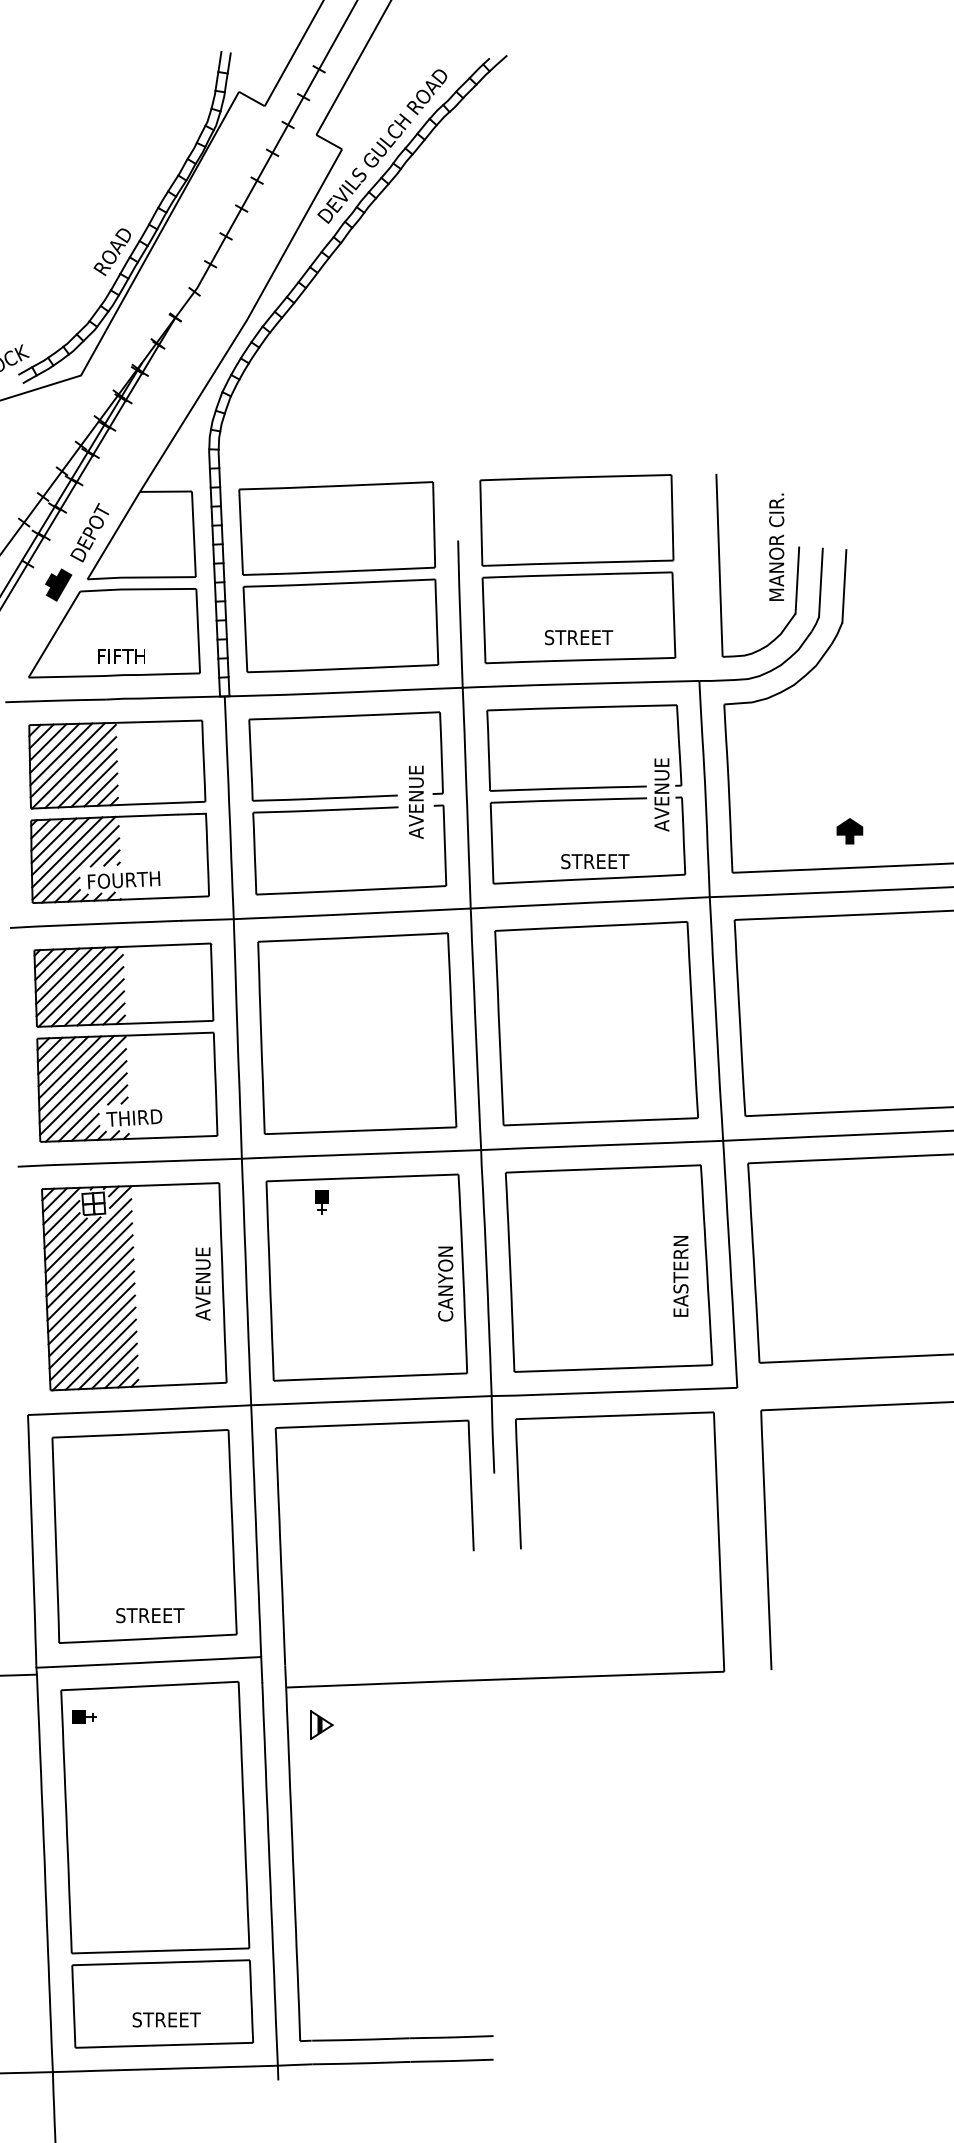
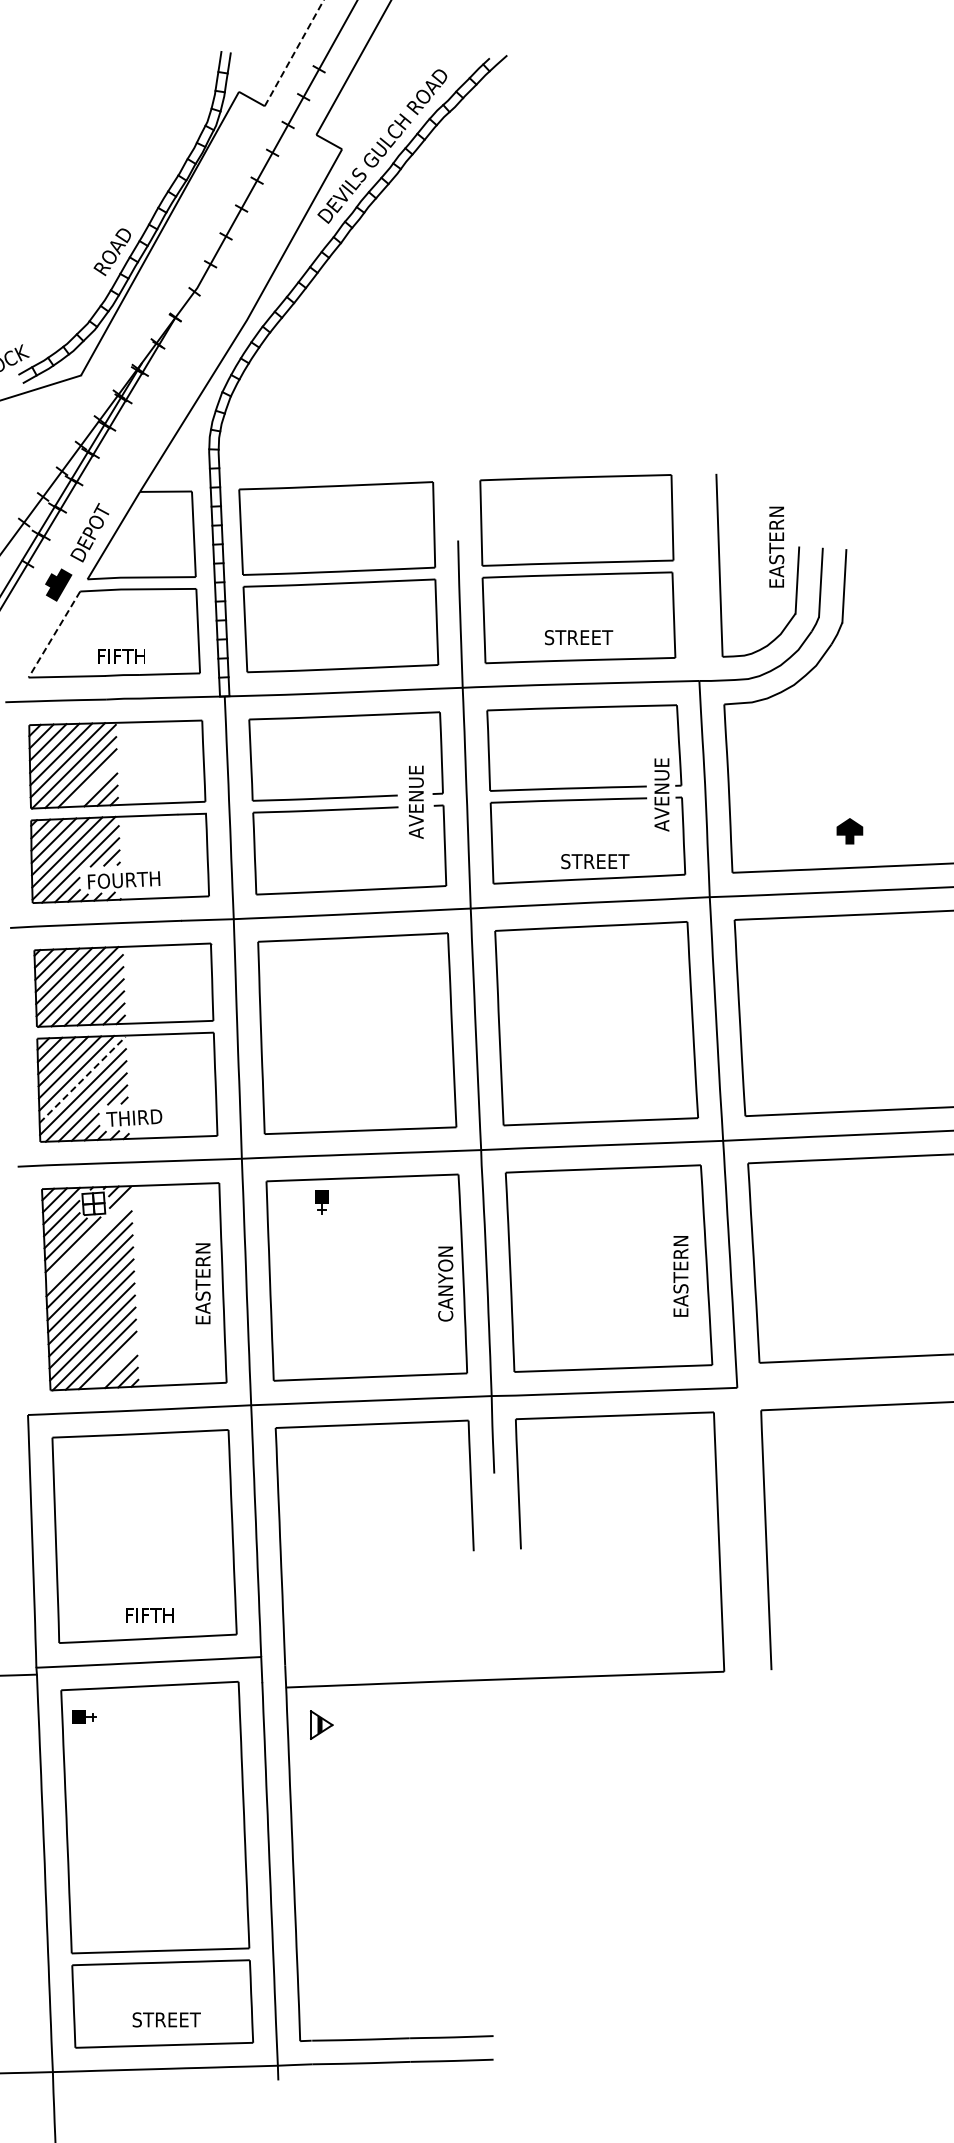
line: solid -> dashed (294, 52)
text: MANOR CIR. -> EASTERN (776, 546)
line: solid -> dashed (54, 634)
line: present -> none (93, 783)
line: solid -> dashed (82, 1079)
line: present -> none (88, 1241)
text: AVENUE -> EASTERN (202, 1283)
line: present -> none (114, 1365)
text: STREET -> FIFTH (150, 1615)
